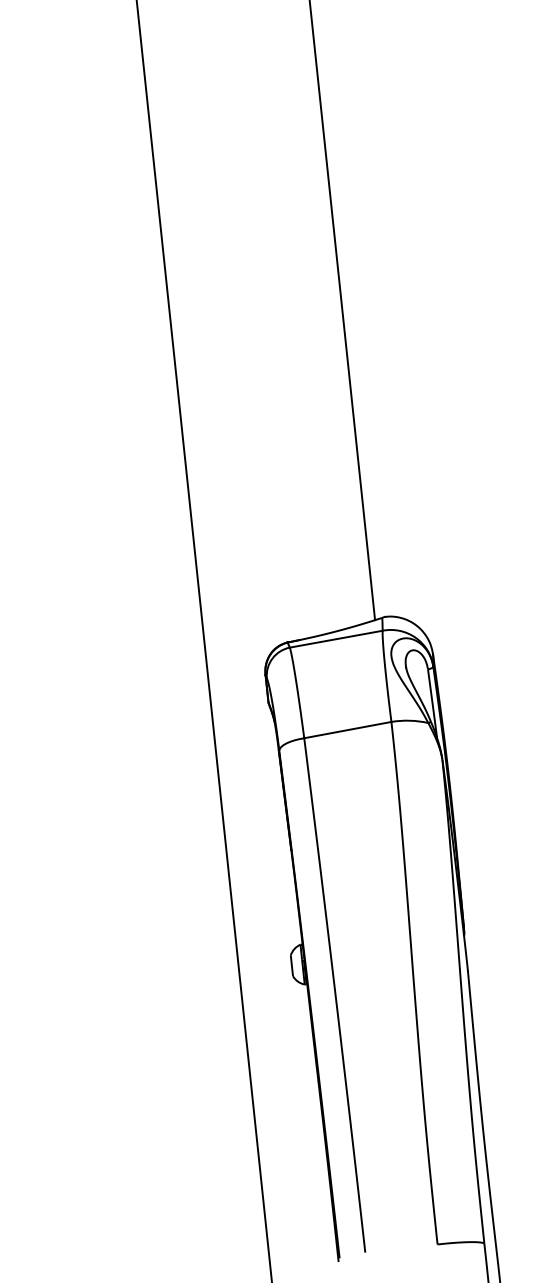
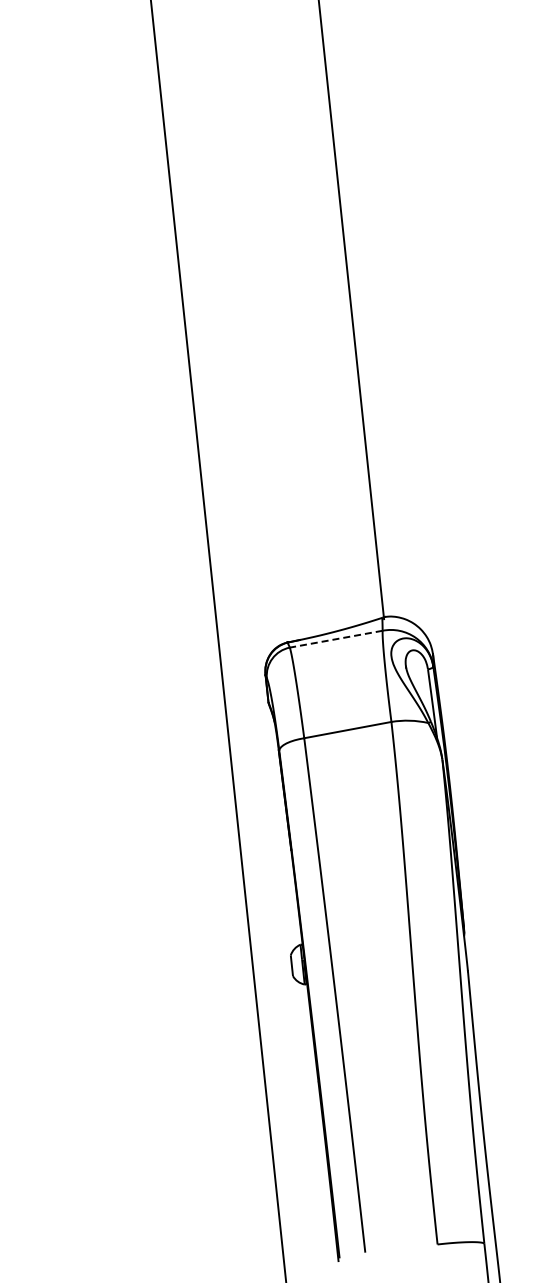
line position: (342, 311) -> (351, 310) (351, 310)
line: solid -> dashed (335, 639)
line position: (203, 640) -> (218, 640) (218, 640)
